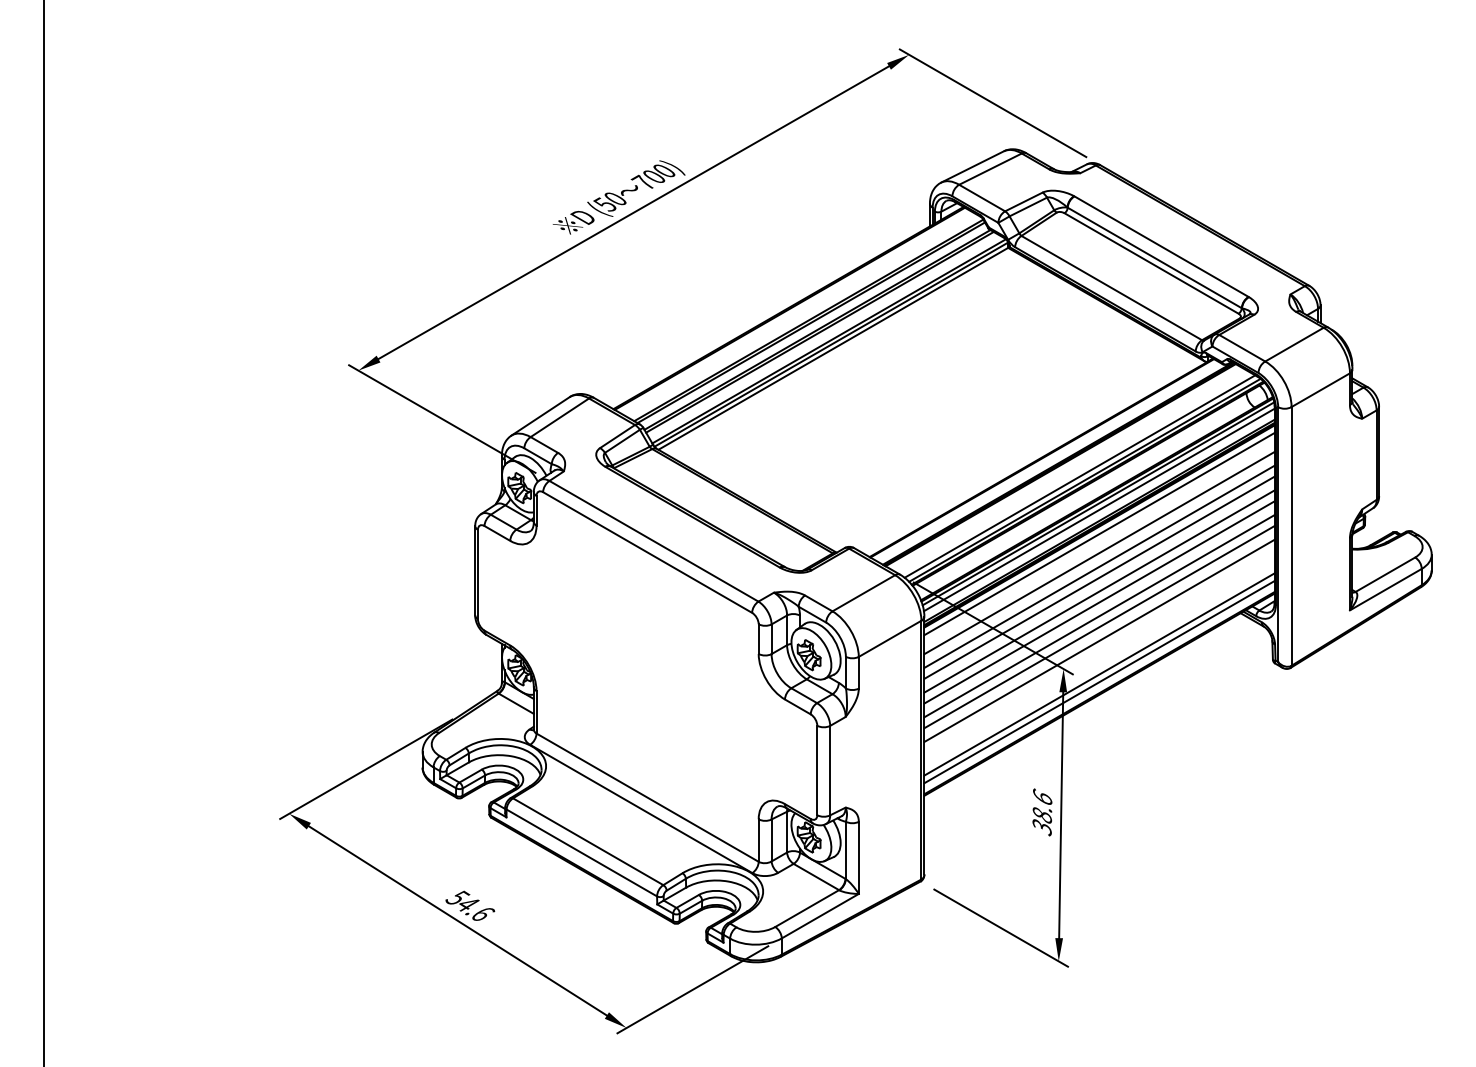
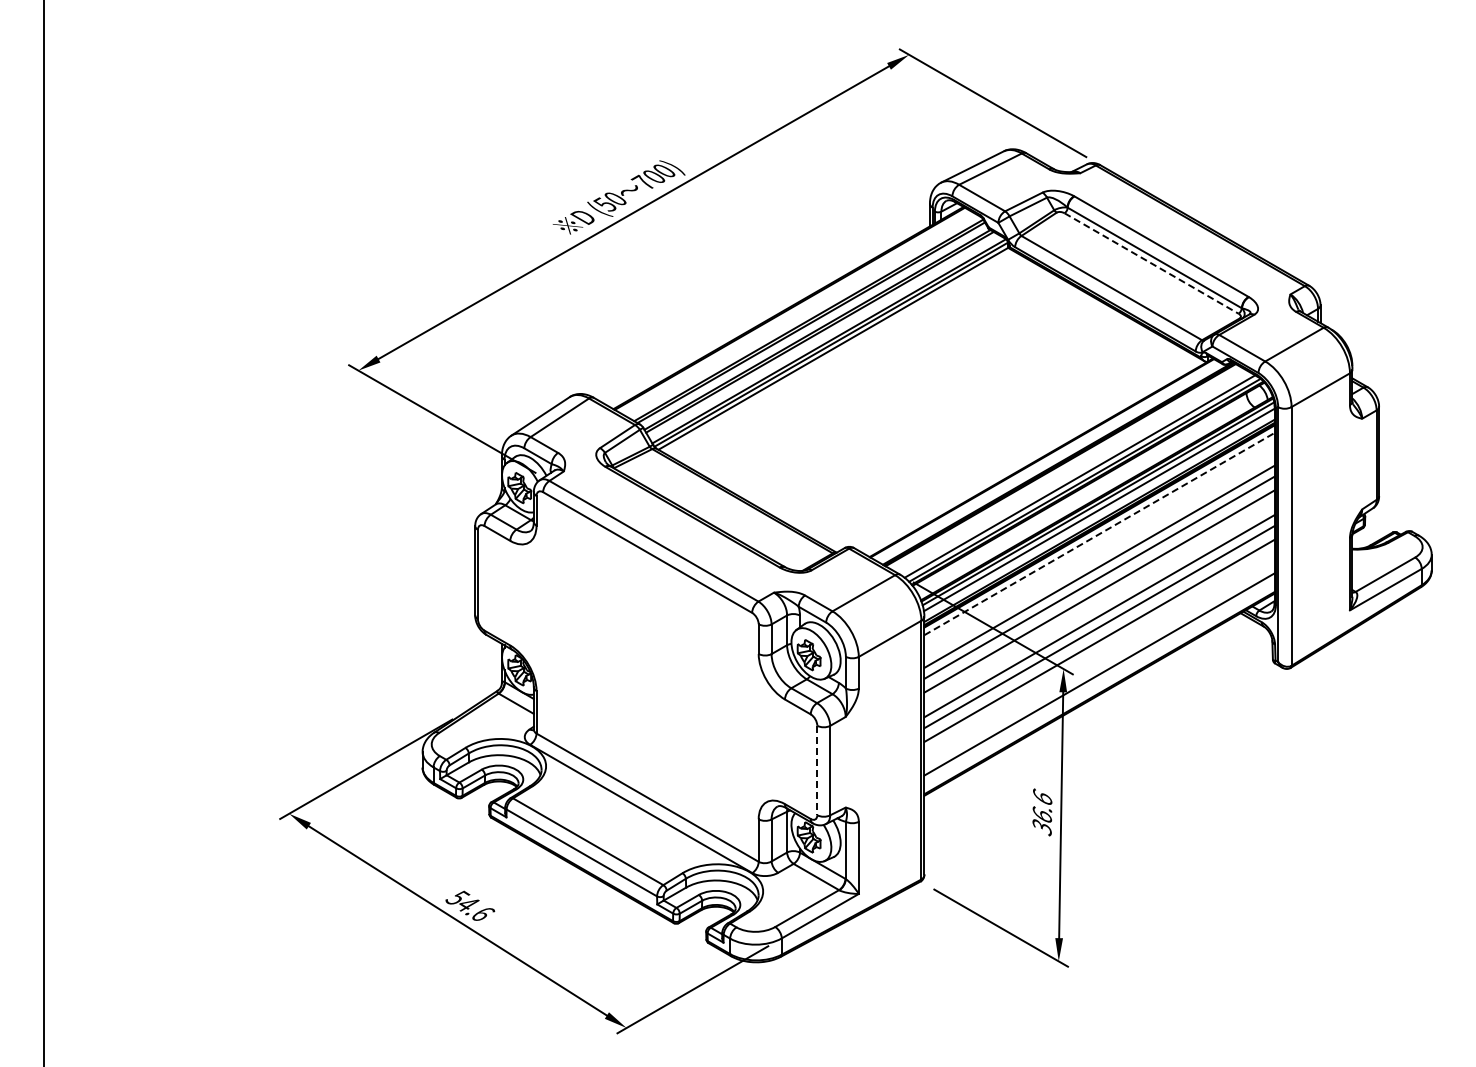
line: solid -> dashed (1152, 263)
line: solid -> dashed (1099, 533)
line: present -> none (1099, 553)
line: present -> none (1099, 602)
line: present -> none (1099, 682)
line: solid -> dashed (817, 770)
text: 38.6 -> 36.6 (1041, 814)
